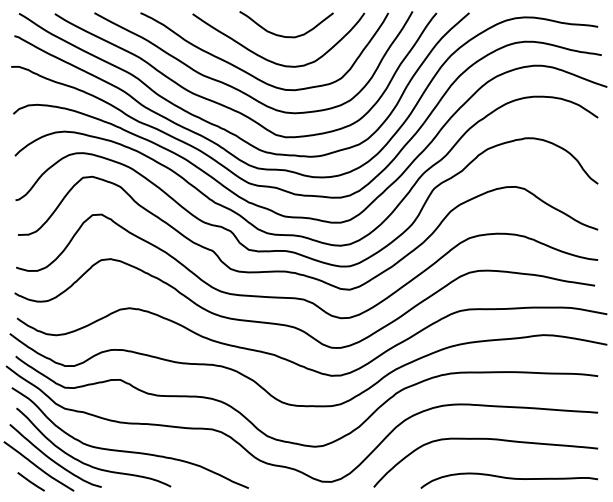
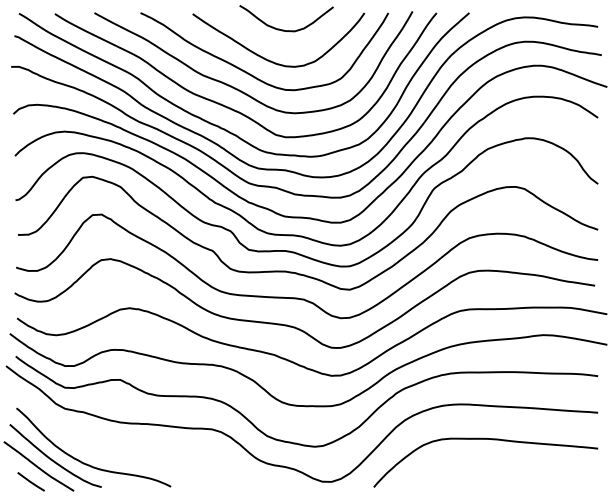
curve position: (284, 35) -> (284, 29) (284, 29)
curve: present -> none (127, 450)
curve: present -> none (509, 479)
